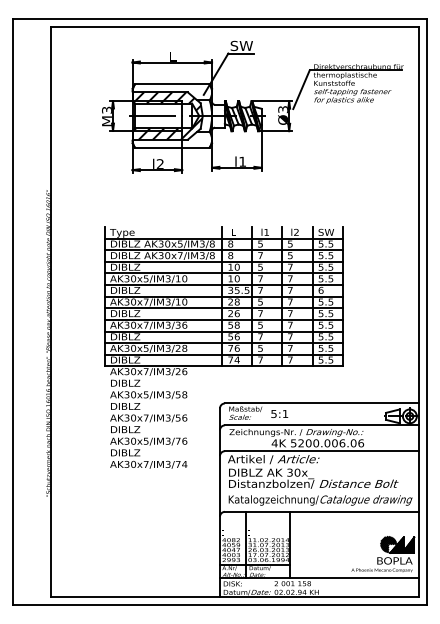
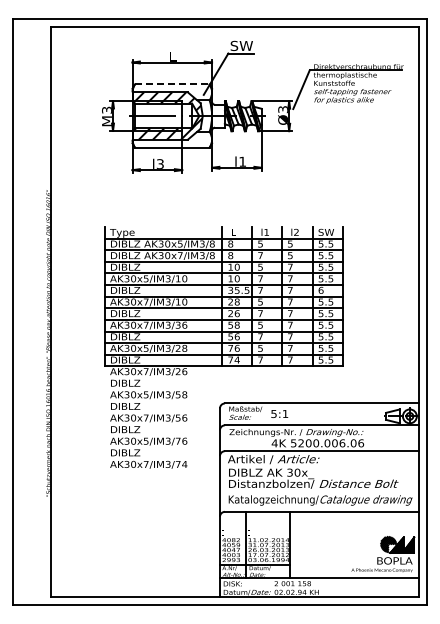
line: solid -> dashed (172, 84)
text: l2 -> l3 (159, 163)
